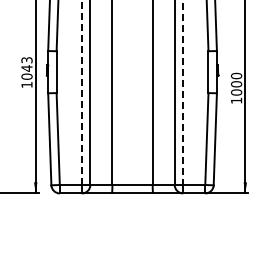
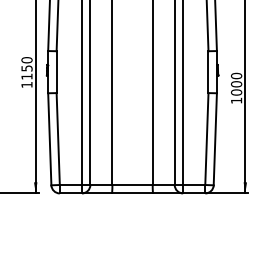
text: 1043 -> 1150 (26, 68)
line: dashed -> solid (81, 92)
line: dashed -> solid (183, 93)
